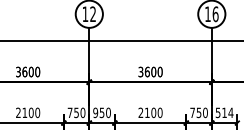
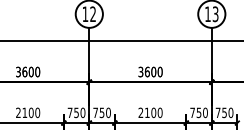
text: 16 -> 13 (215, 14)
text: 950 -> 750 (95, 112)
text: 514 -> 750 (224, 112)
